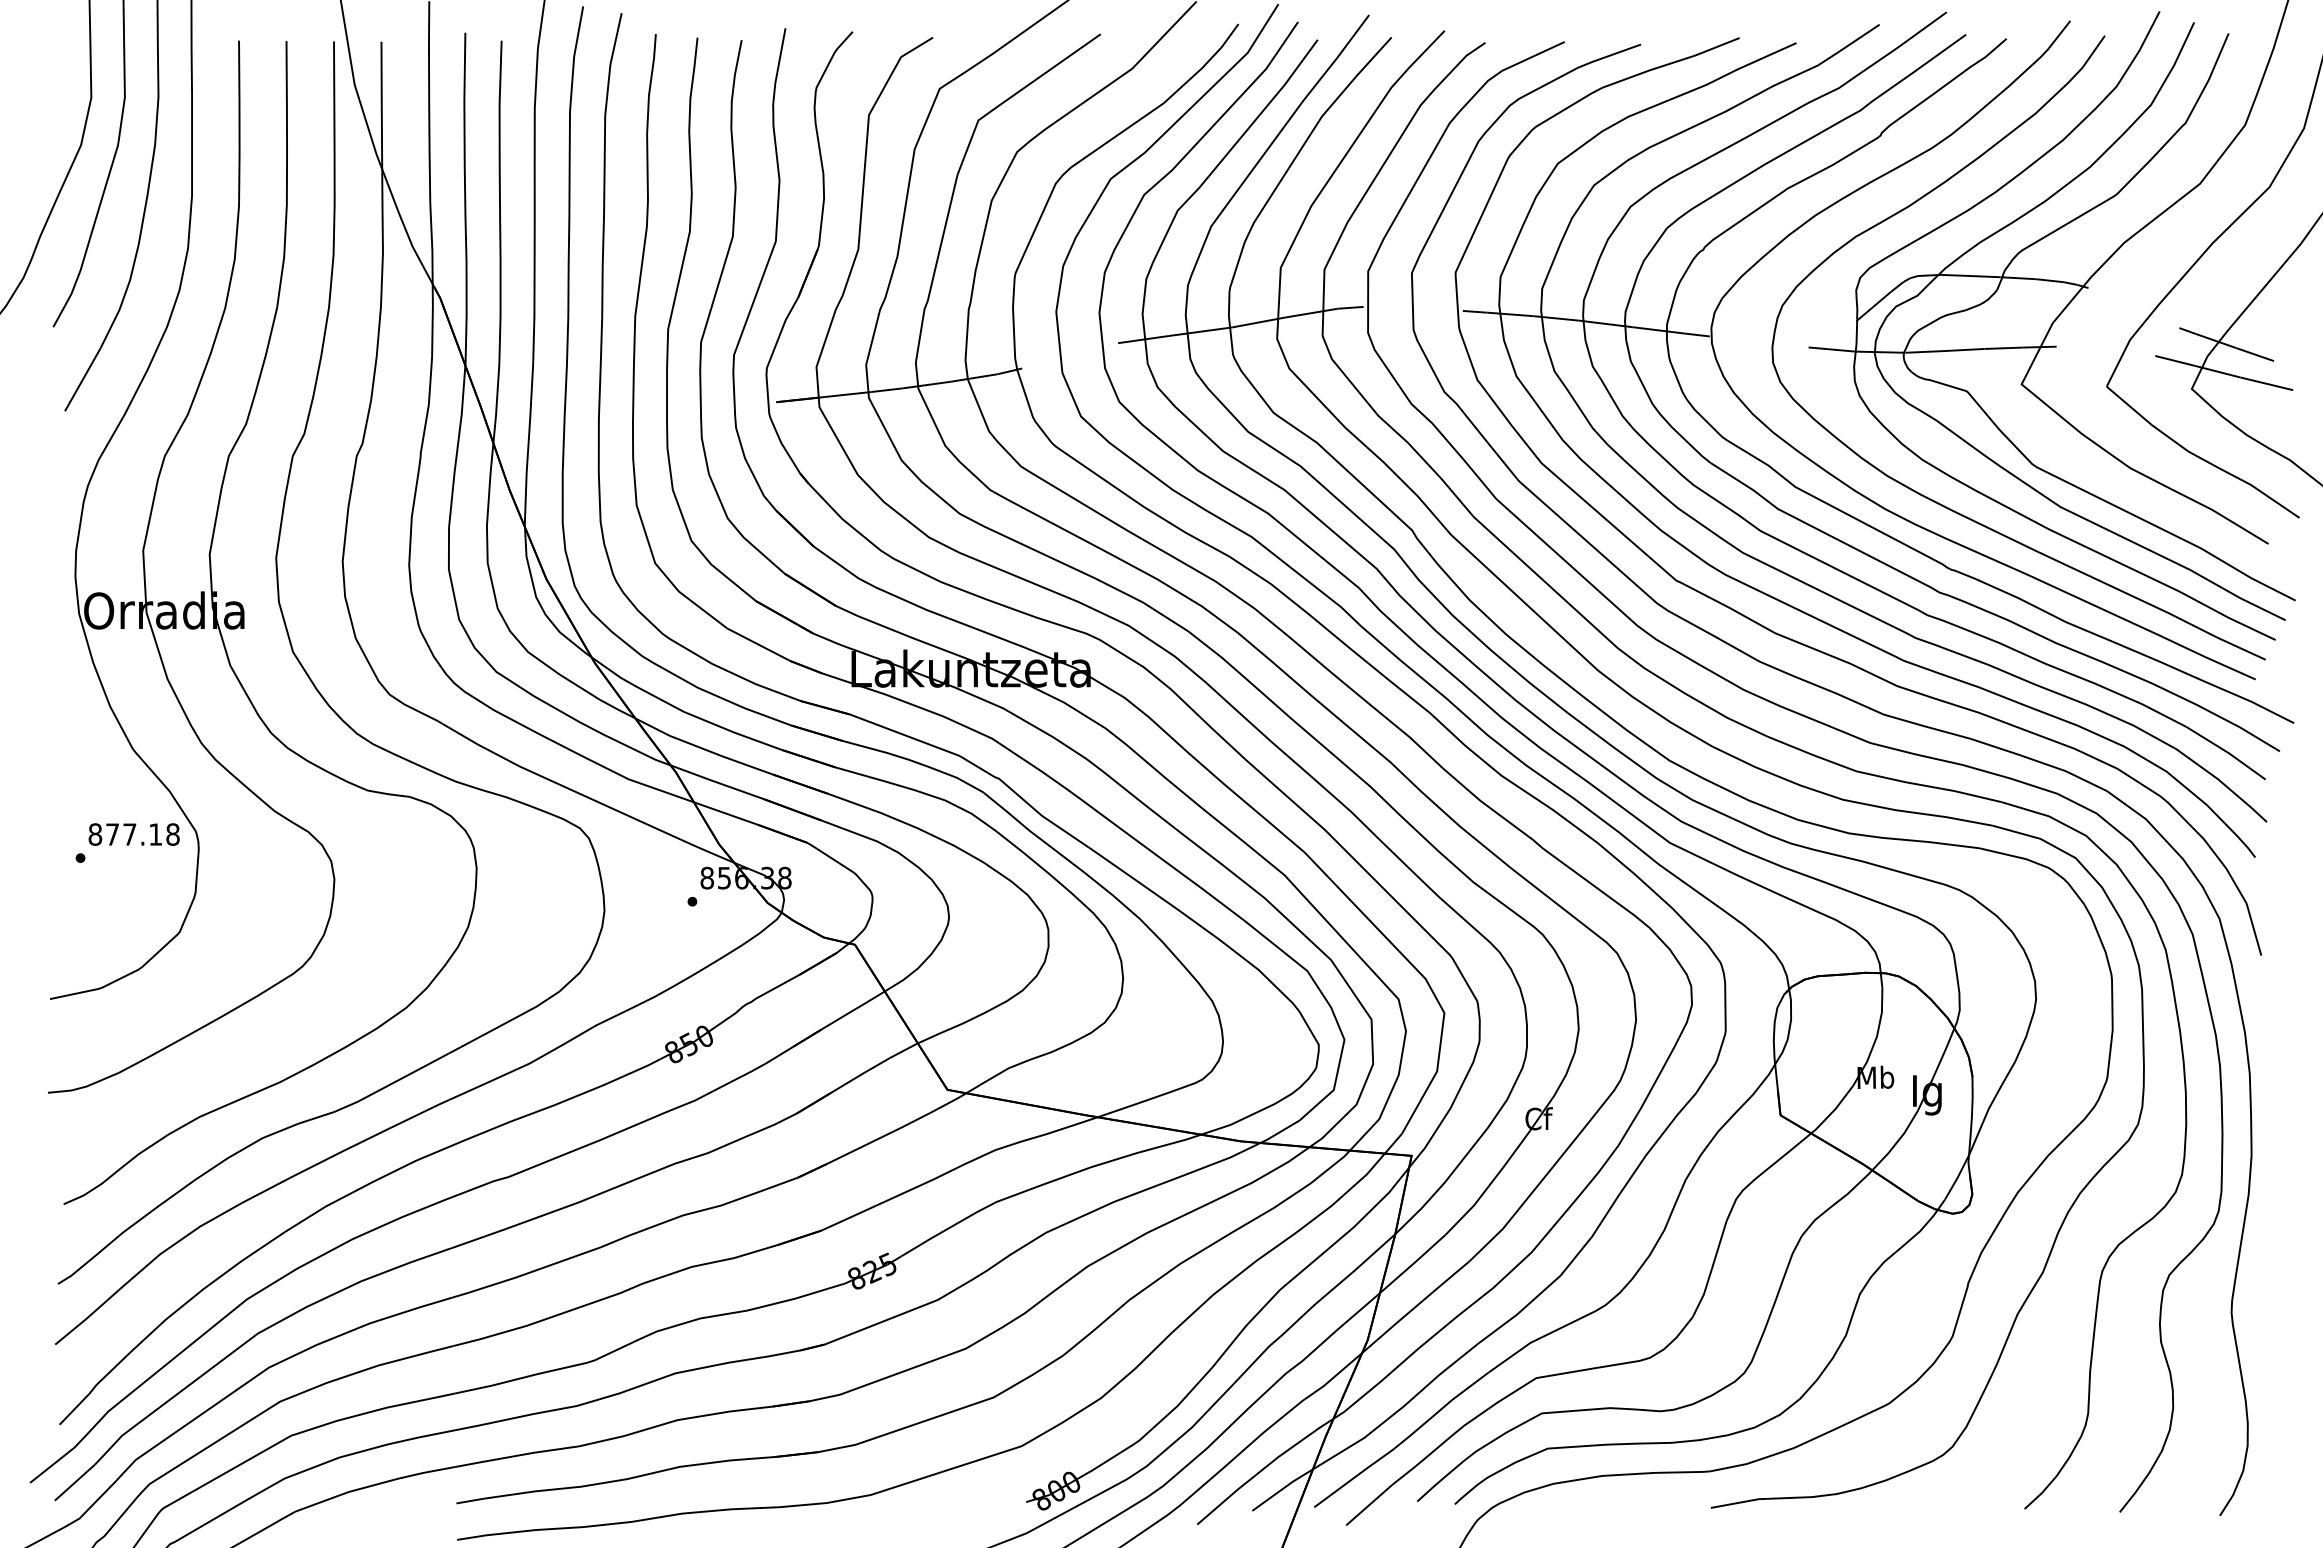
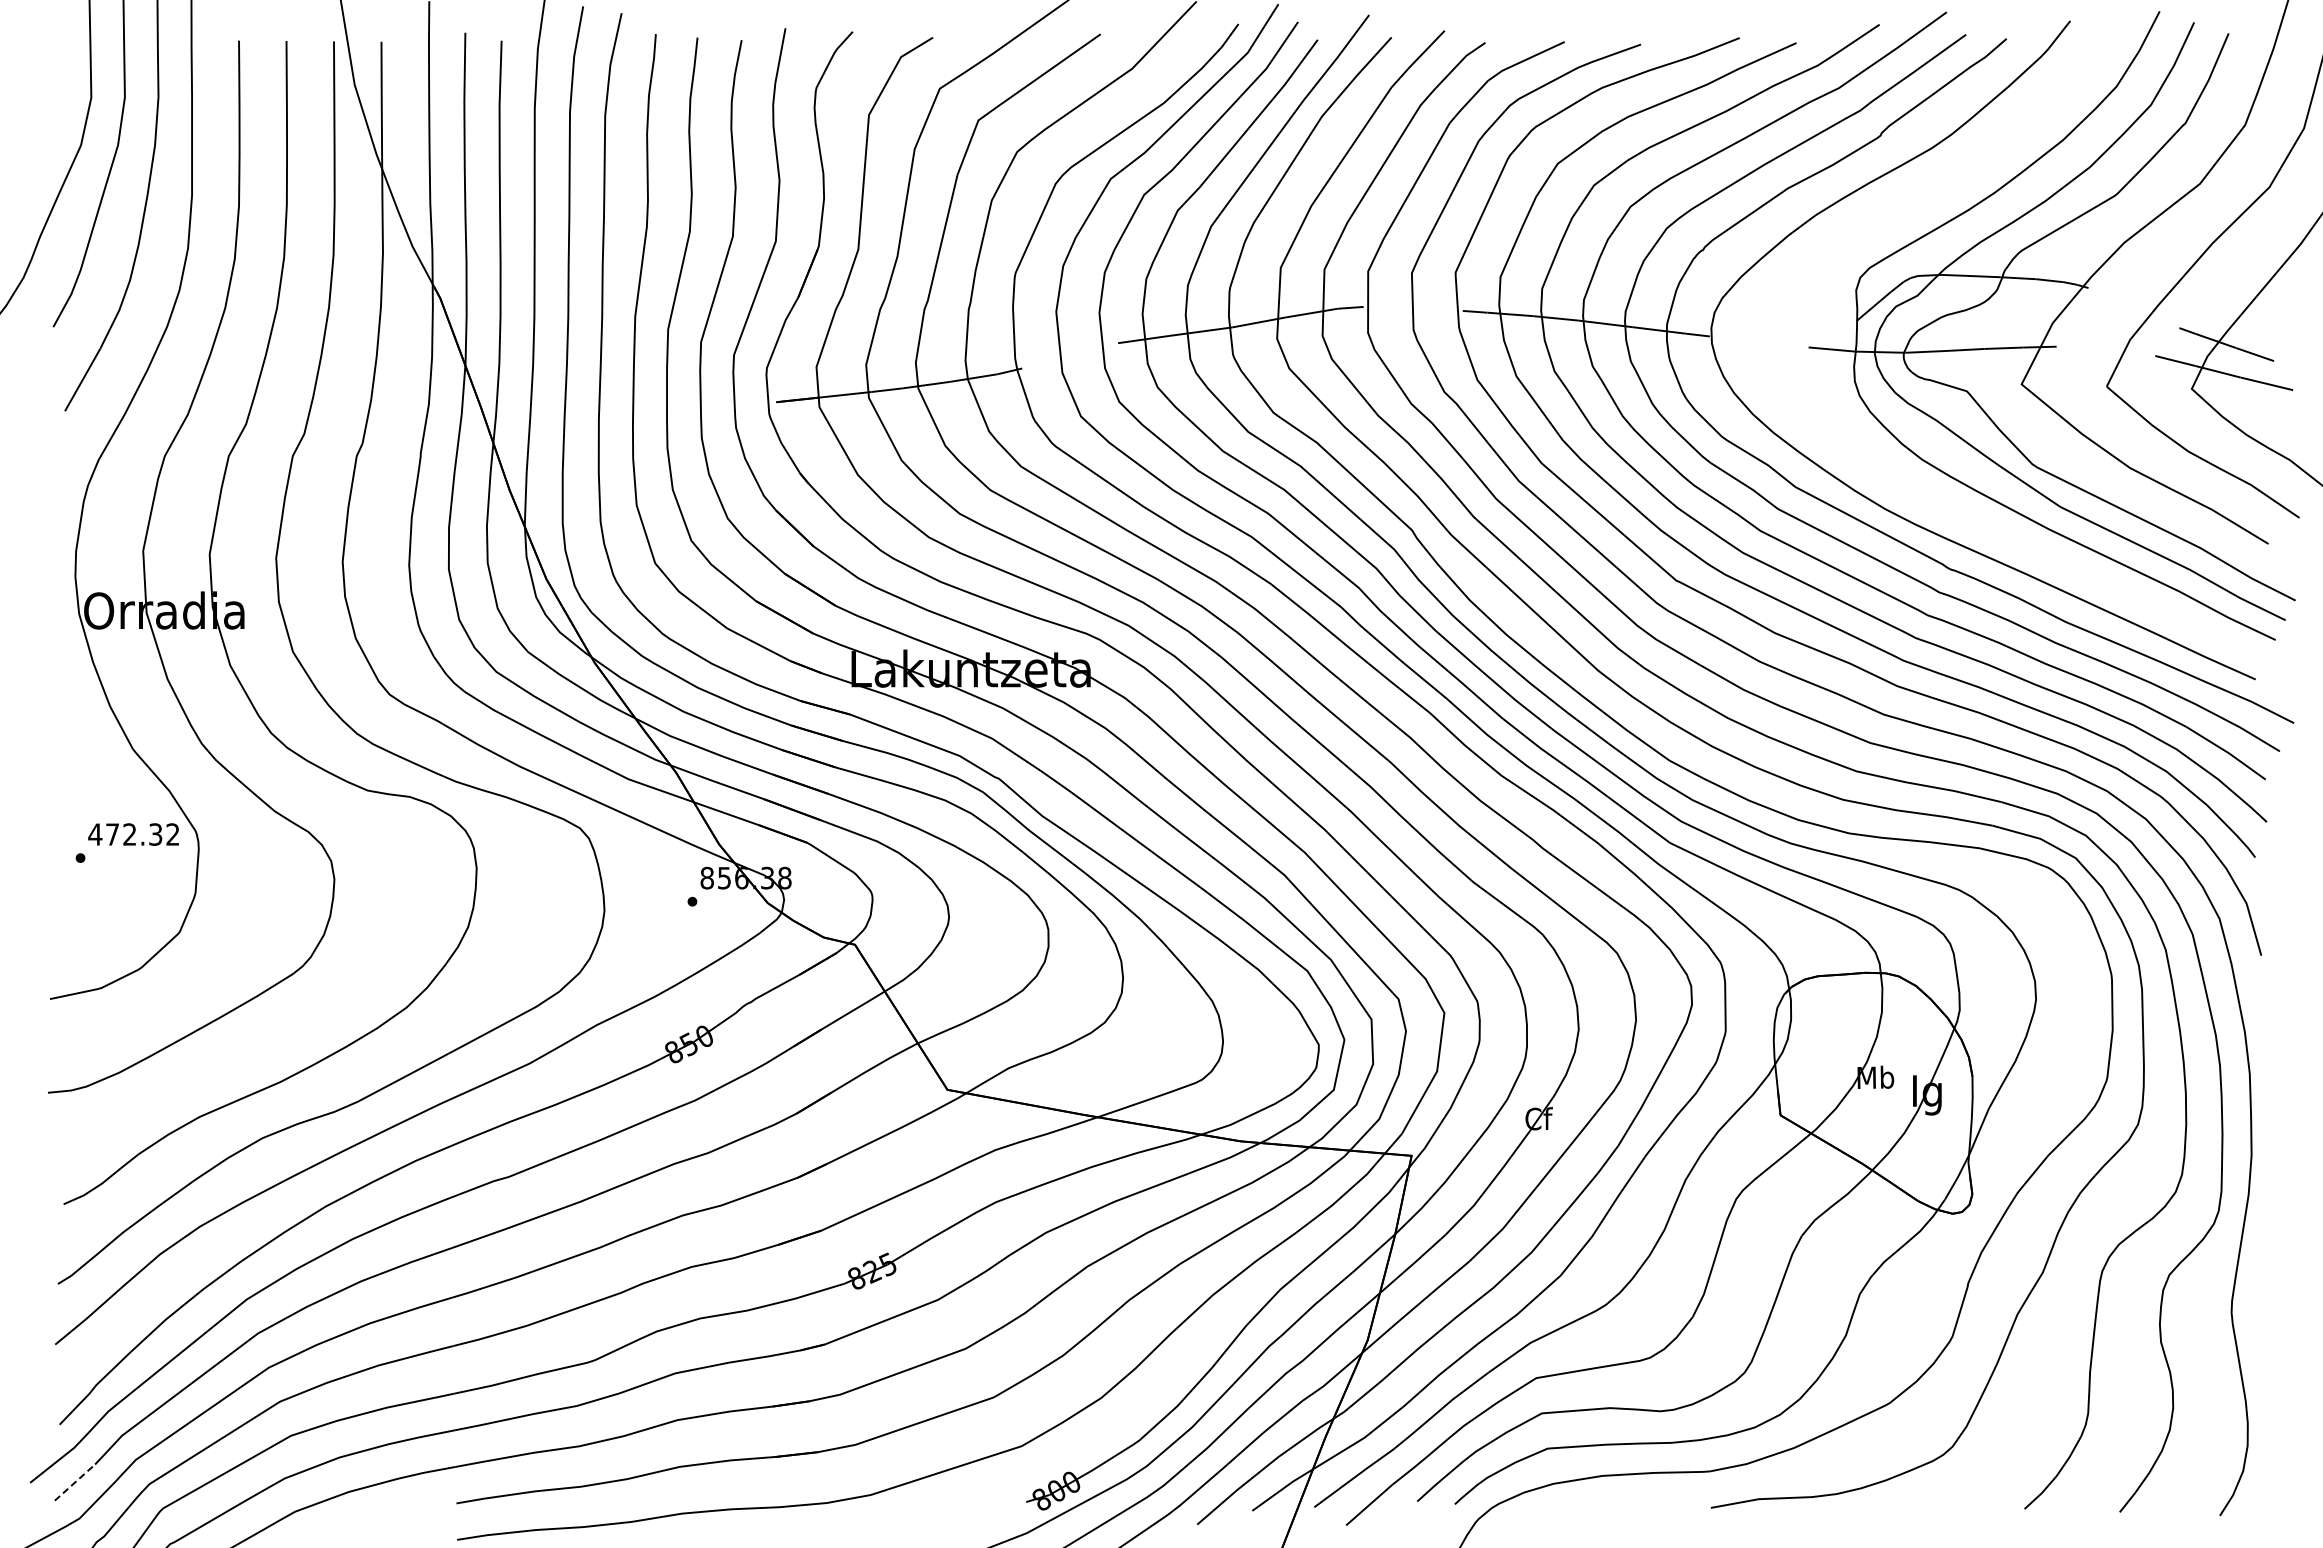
part: present -> none (1940, 503)
text: 877.18 -> 472.32 (133, 834)
line: solid -> dashed (75, 1482)
